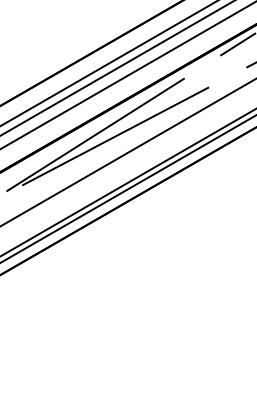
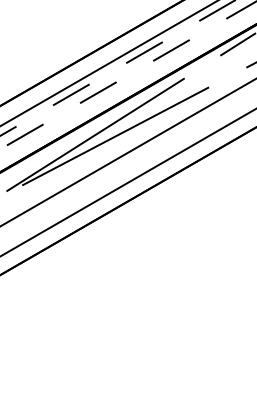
line: solid -> dashed (117, 68)
line: solid -> dashed (128, 75)
line: present -> none (127, 188)
